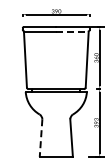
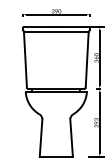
line: dashed -> solid (72, 31)
line: dashed -> solid (41, 138)
